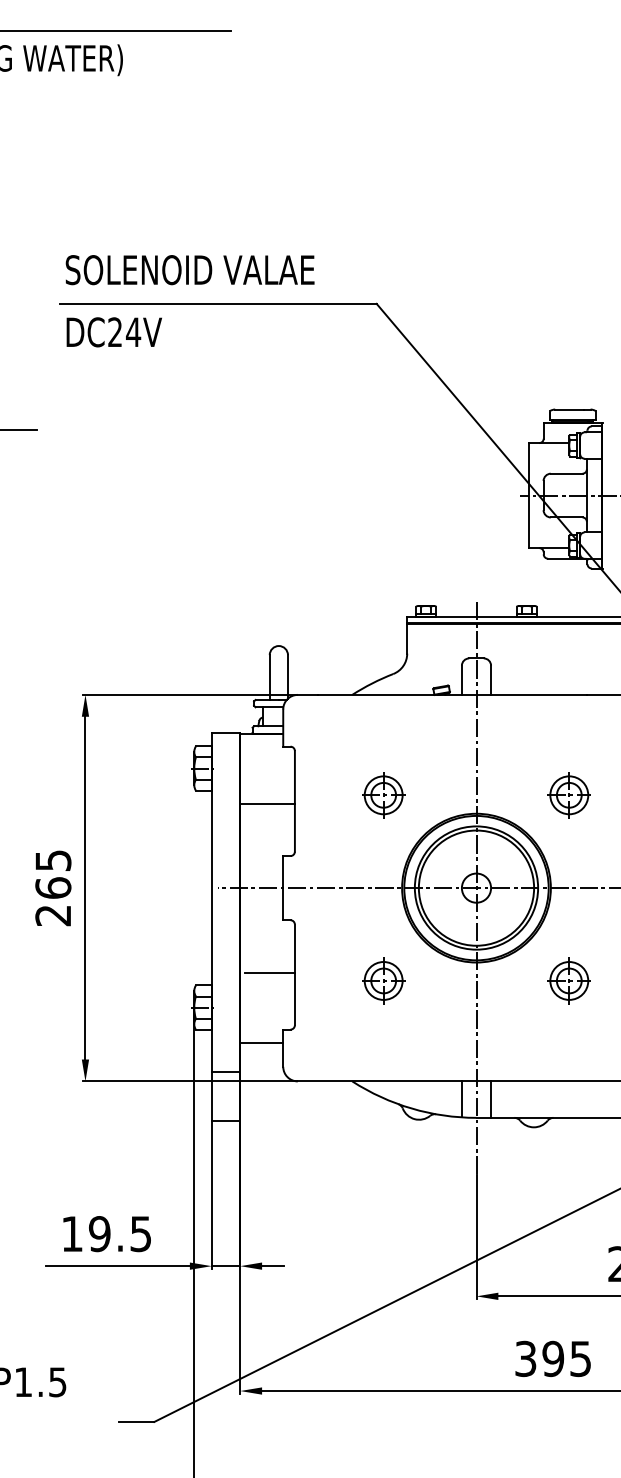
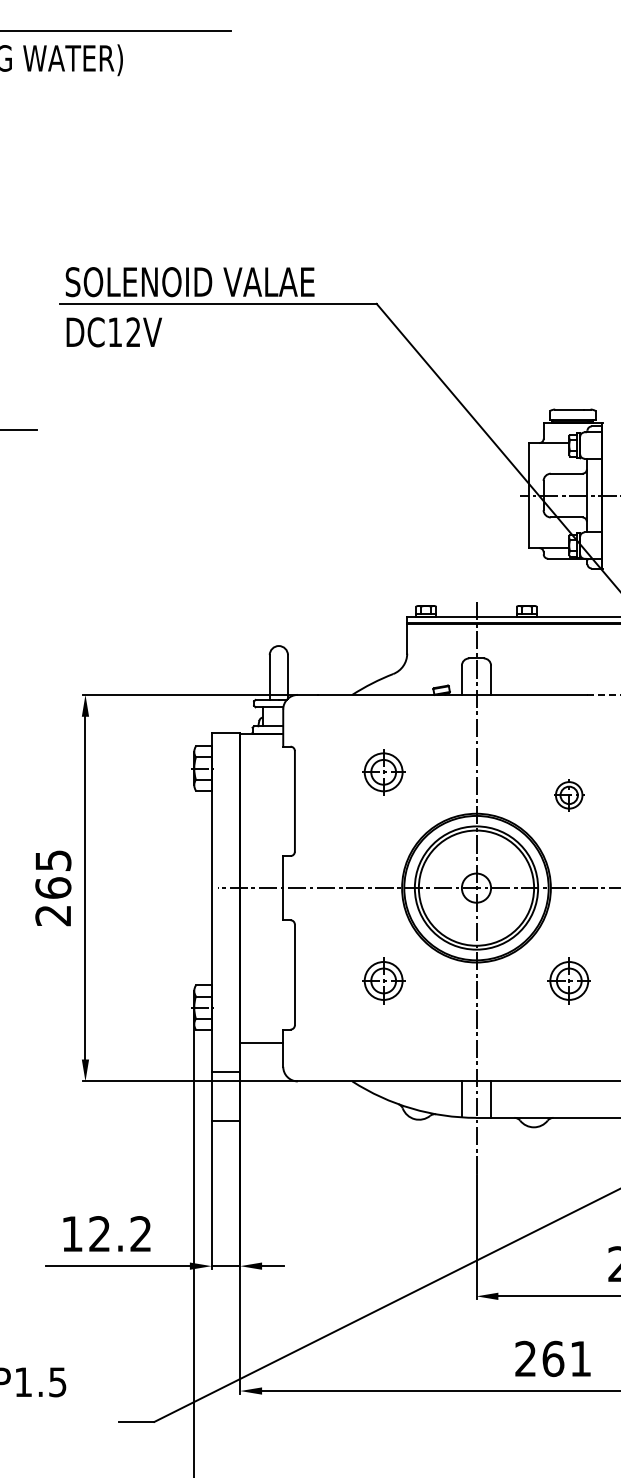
text position: (189, 270) -> (189, 282) (189, 282)
text: DC24V -> DC12V (124, 331)
line: solid -> dashed (603, 694)
part position: (383, 795) -> (383, 772) (383, 772)
part size: 44x47 px -> 31x33 px (569, 795)
line: present -> none (267, 803)
line: present -> none (269, 972)
text: 19.5 -> 12.2 (119, 1234)
text: 395 -> 261 (552, 1358)
